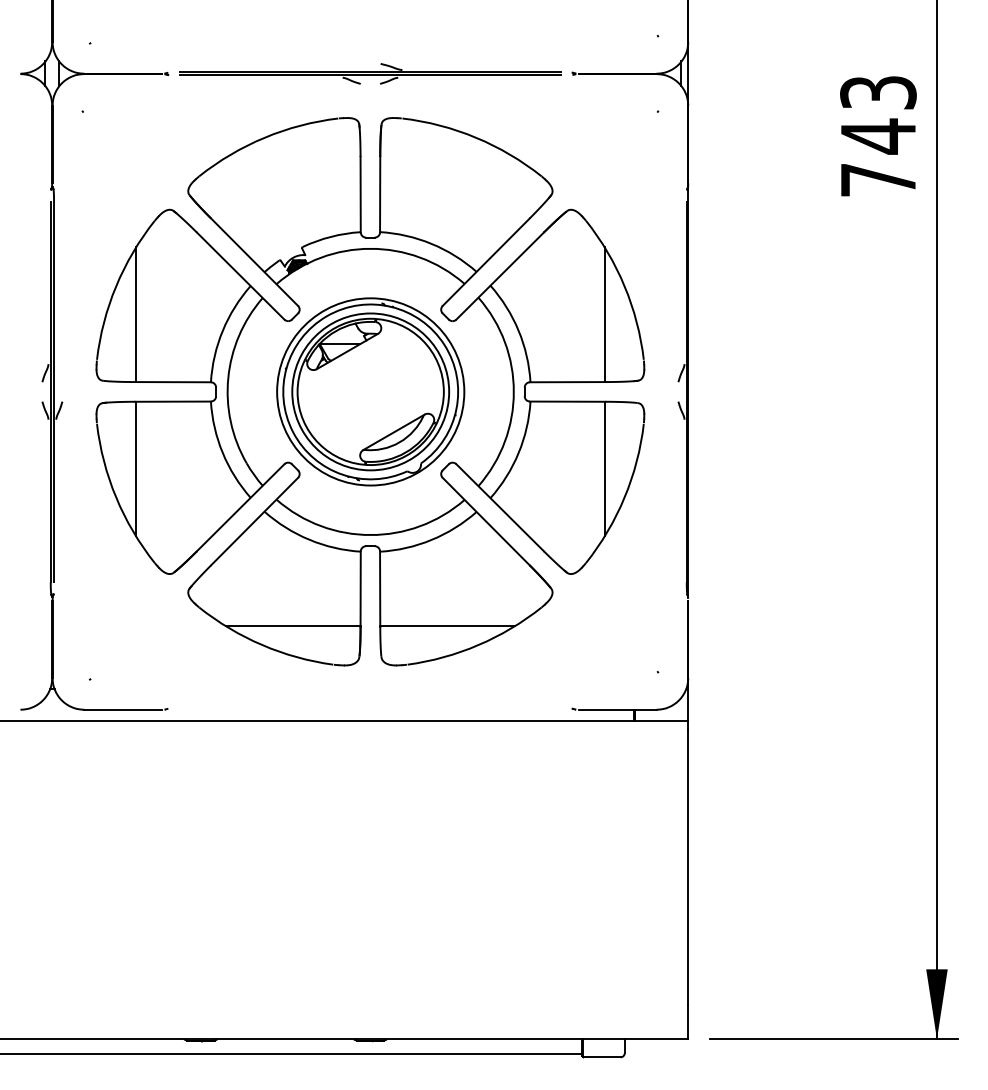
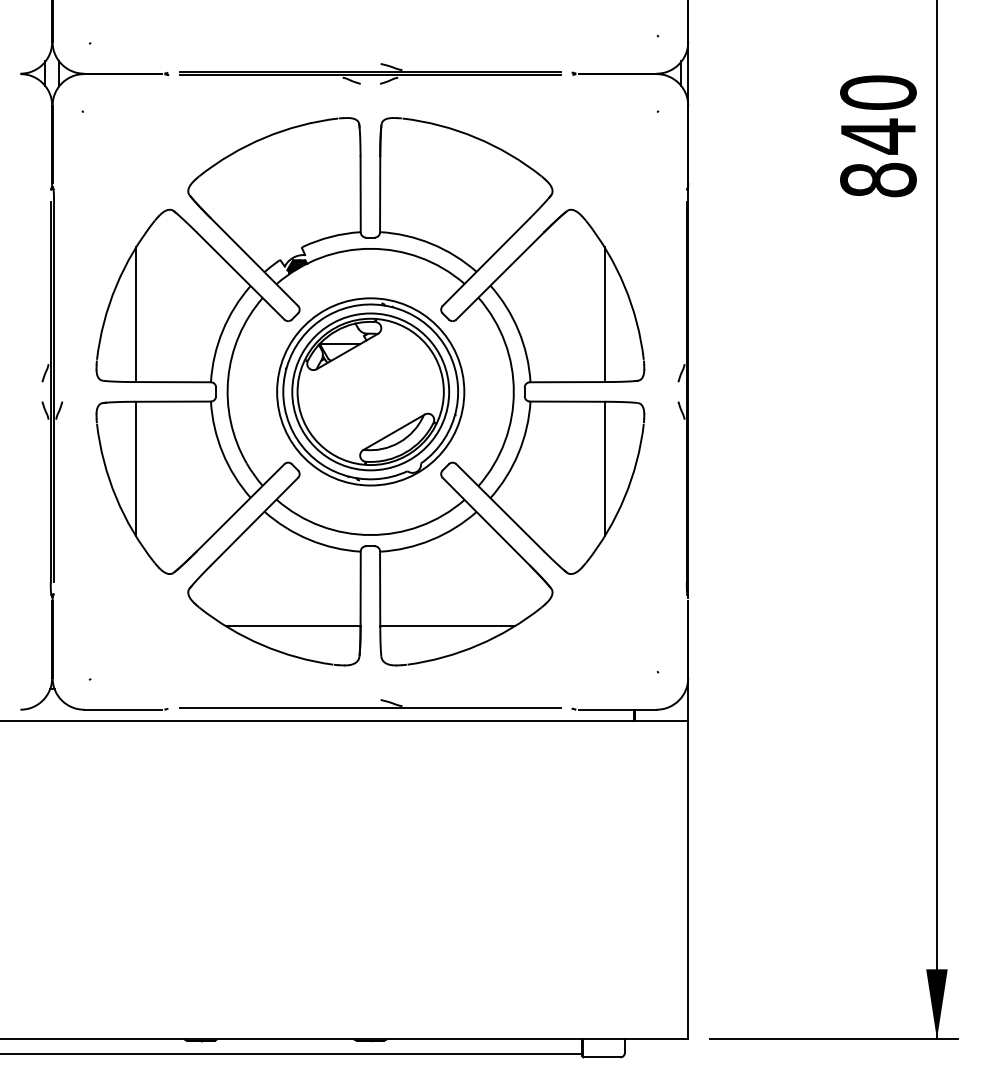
text: 743 -> 840 (878, 136)
part: none -> present (370, 703)
